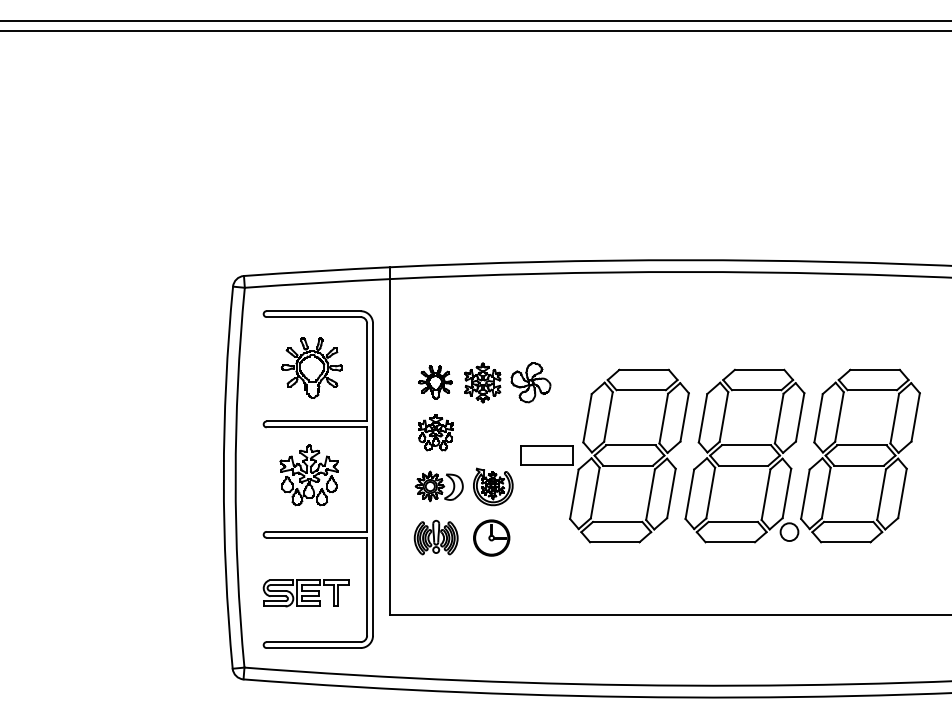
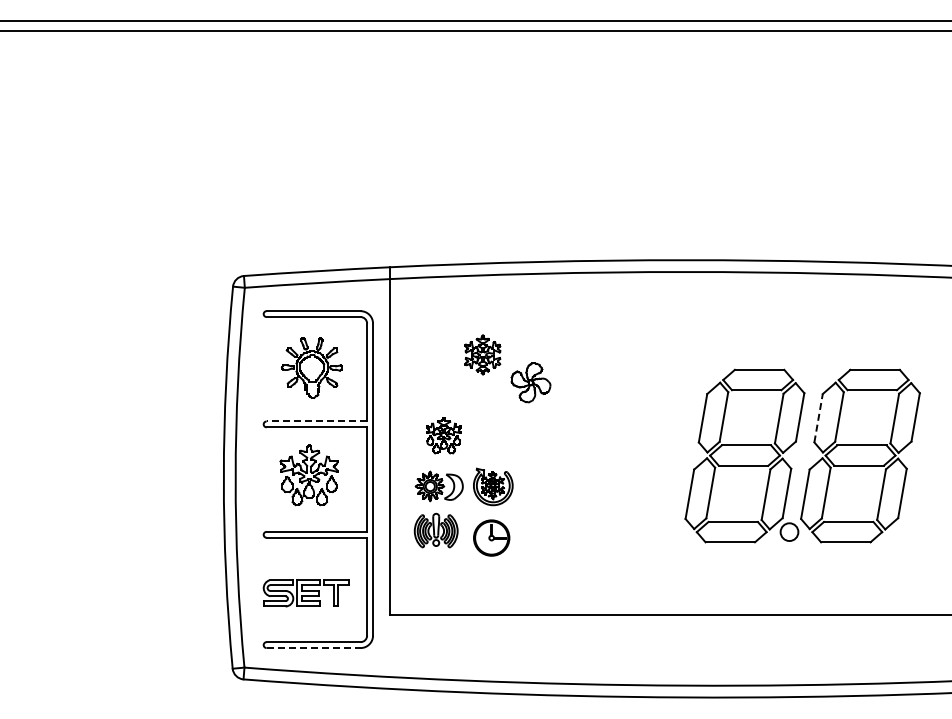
part: present -> none (435, 382)
part position: (482, 382) -> (482, 354) (482, 354)
line: solid -> dashed (818, 418)
line: solid -> dashed (316, 421)
part position: (435, 432) -> (443, 435) (443, 435)
part: present -> none (604, 455)
part position: (435, 537) -> (435, 530) (435, 530)
line: solid -> dashed (313, 648)
